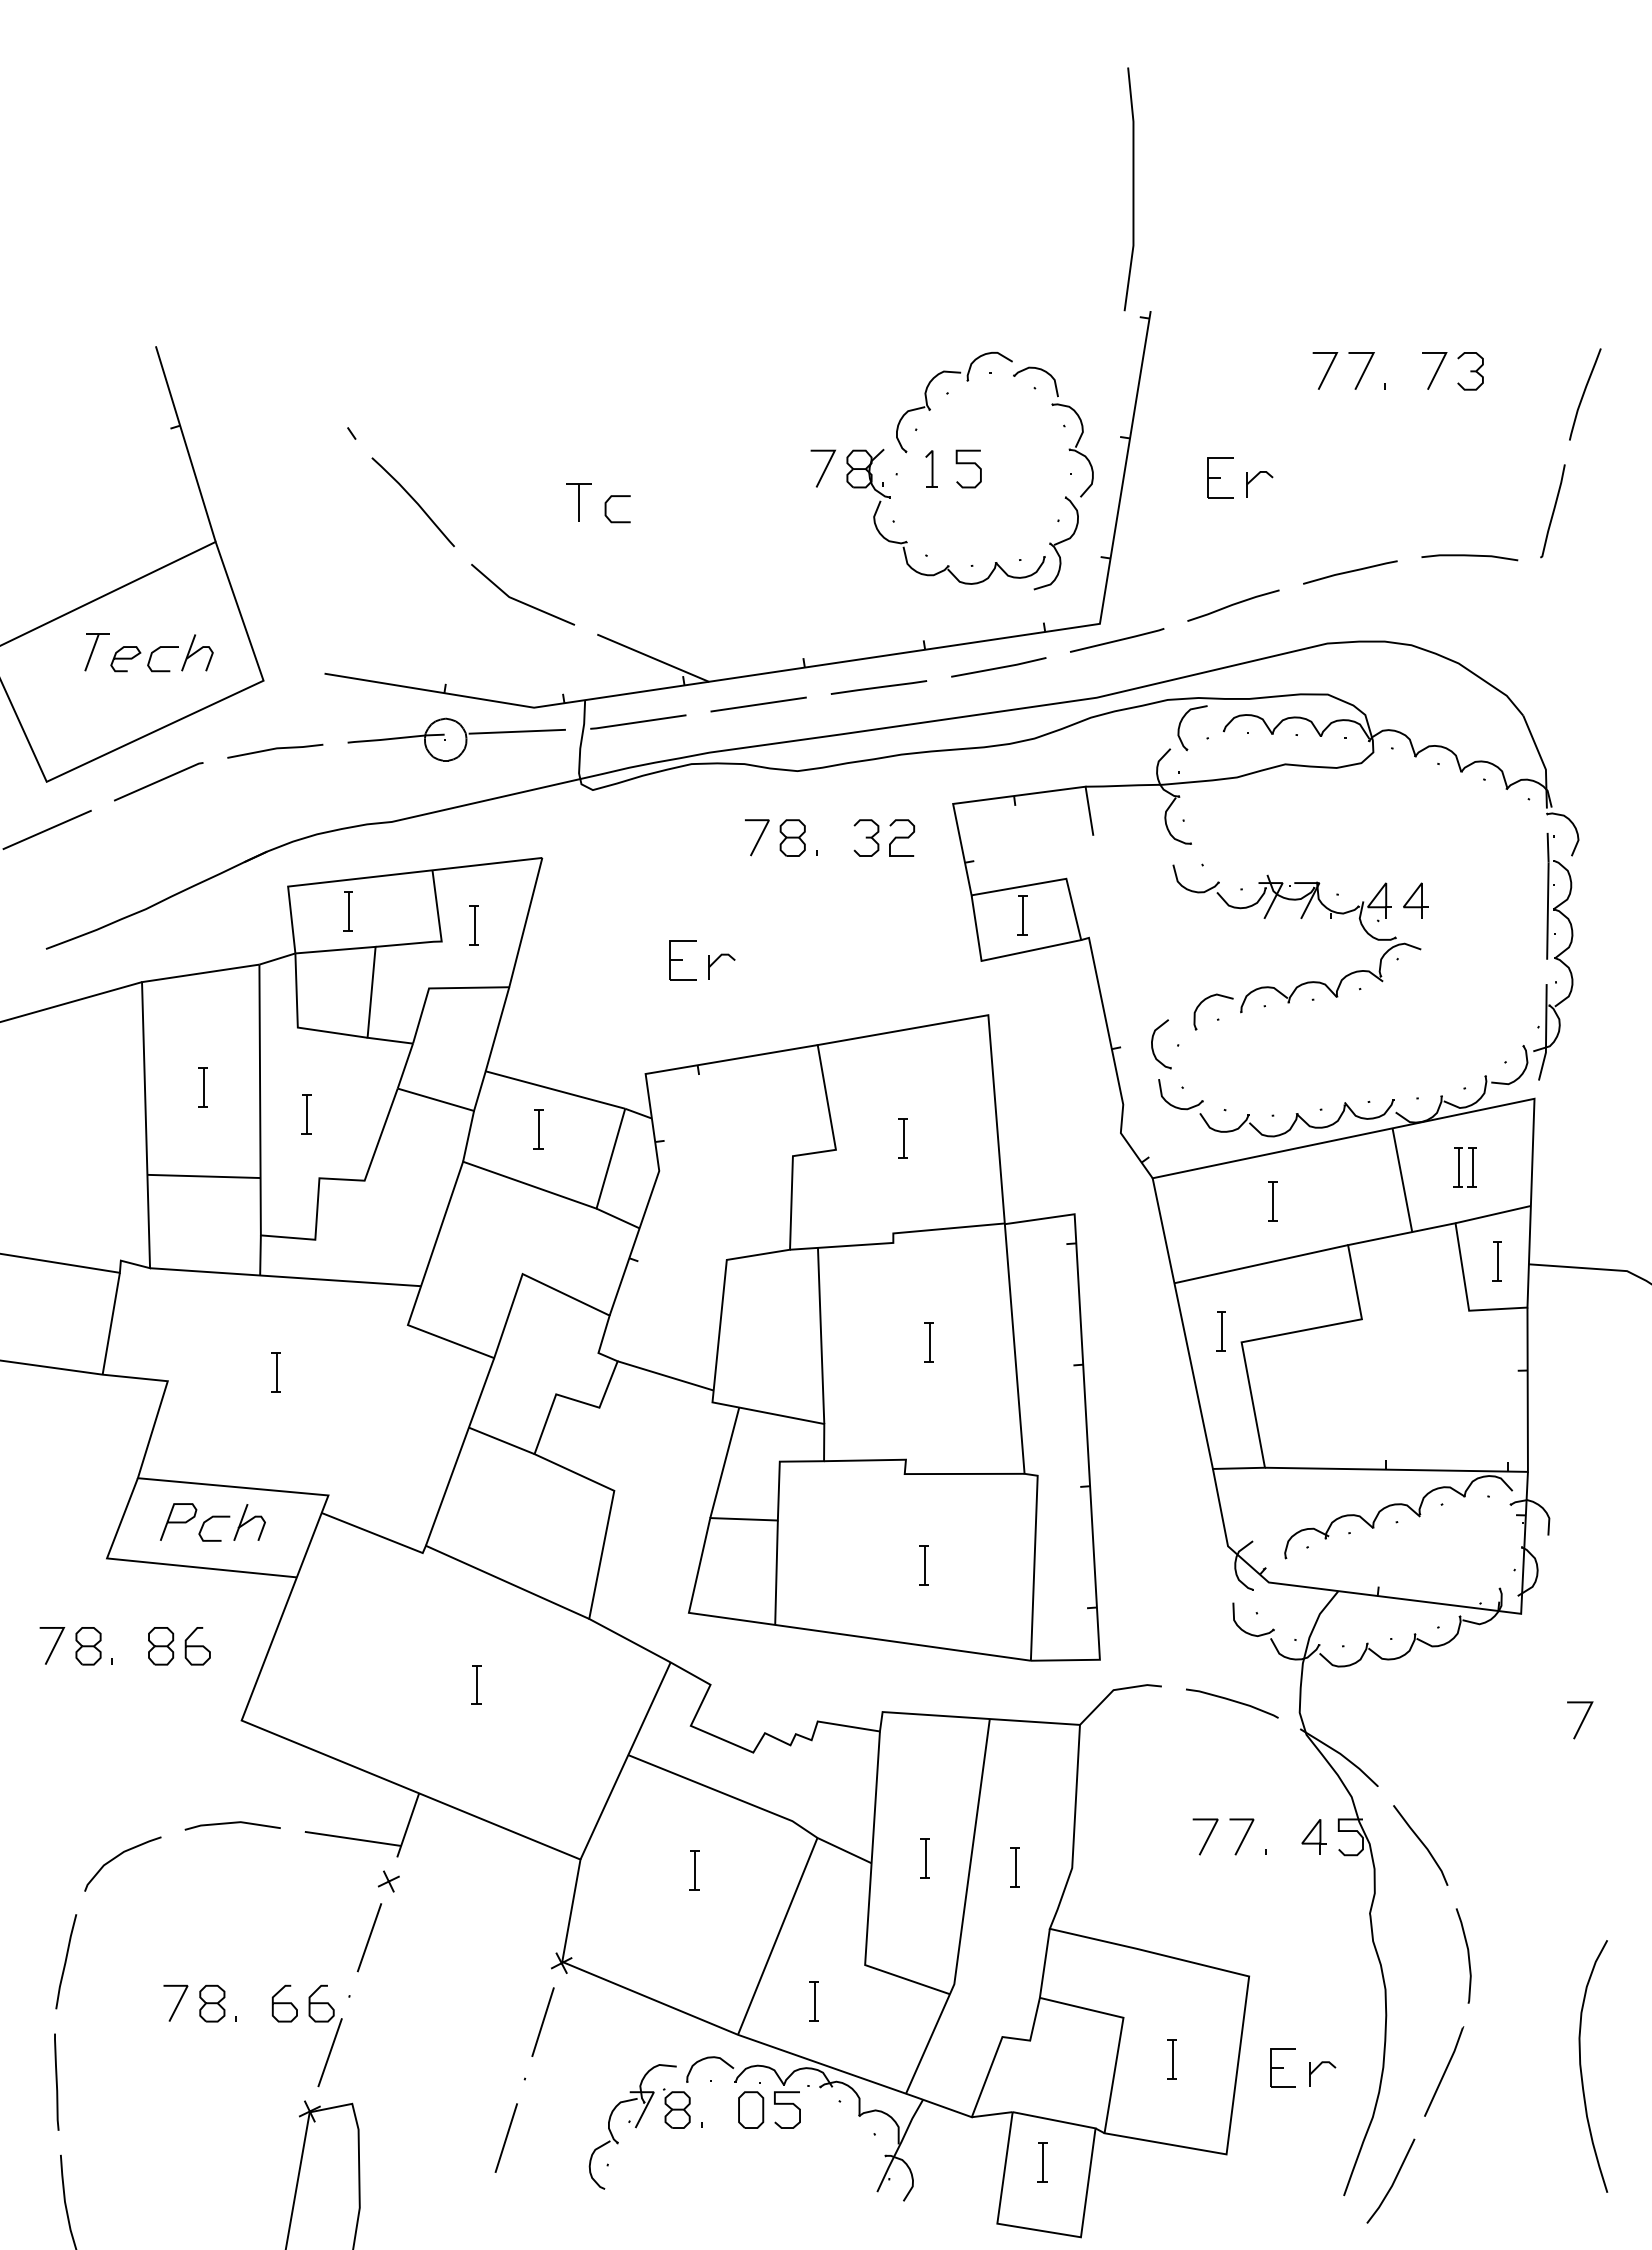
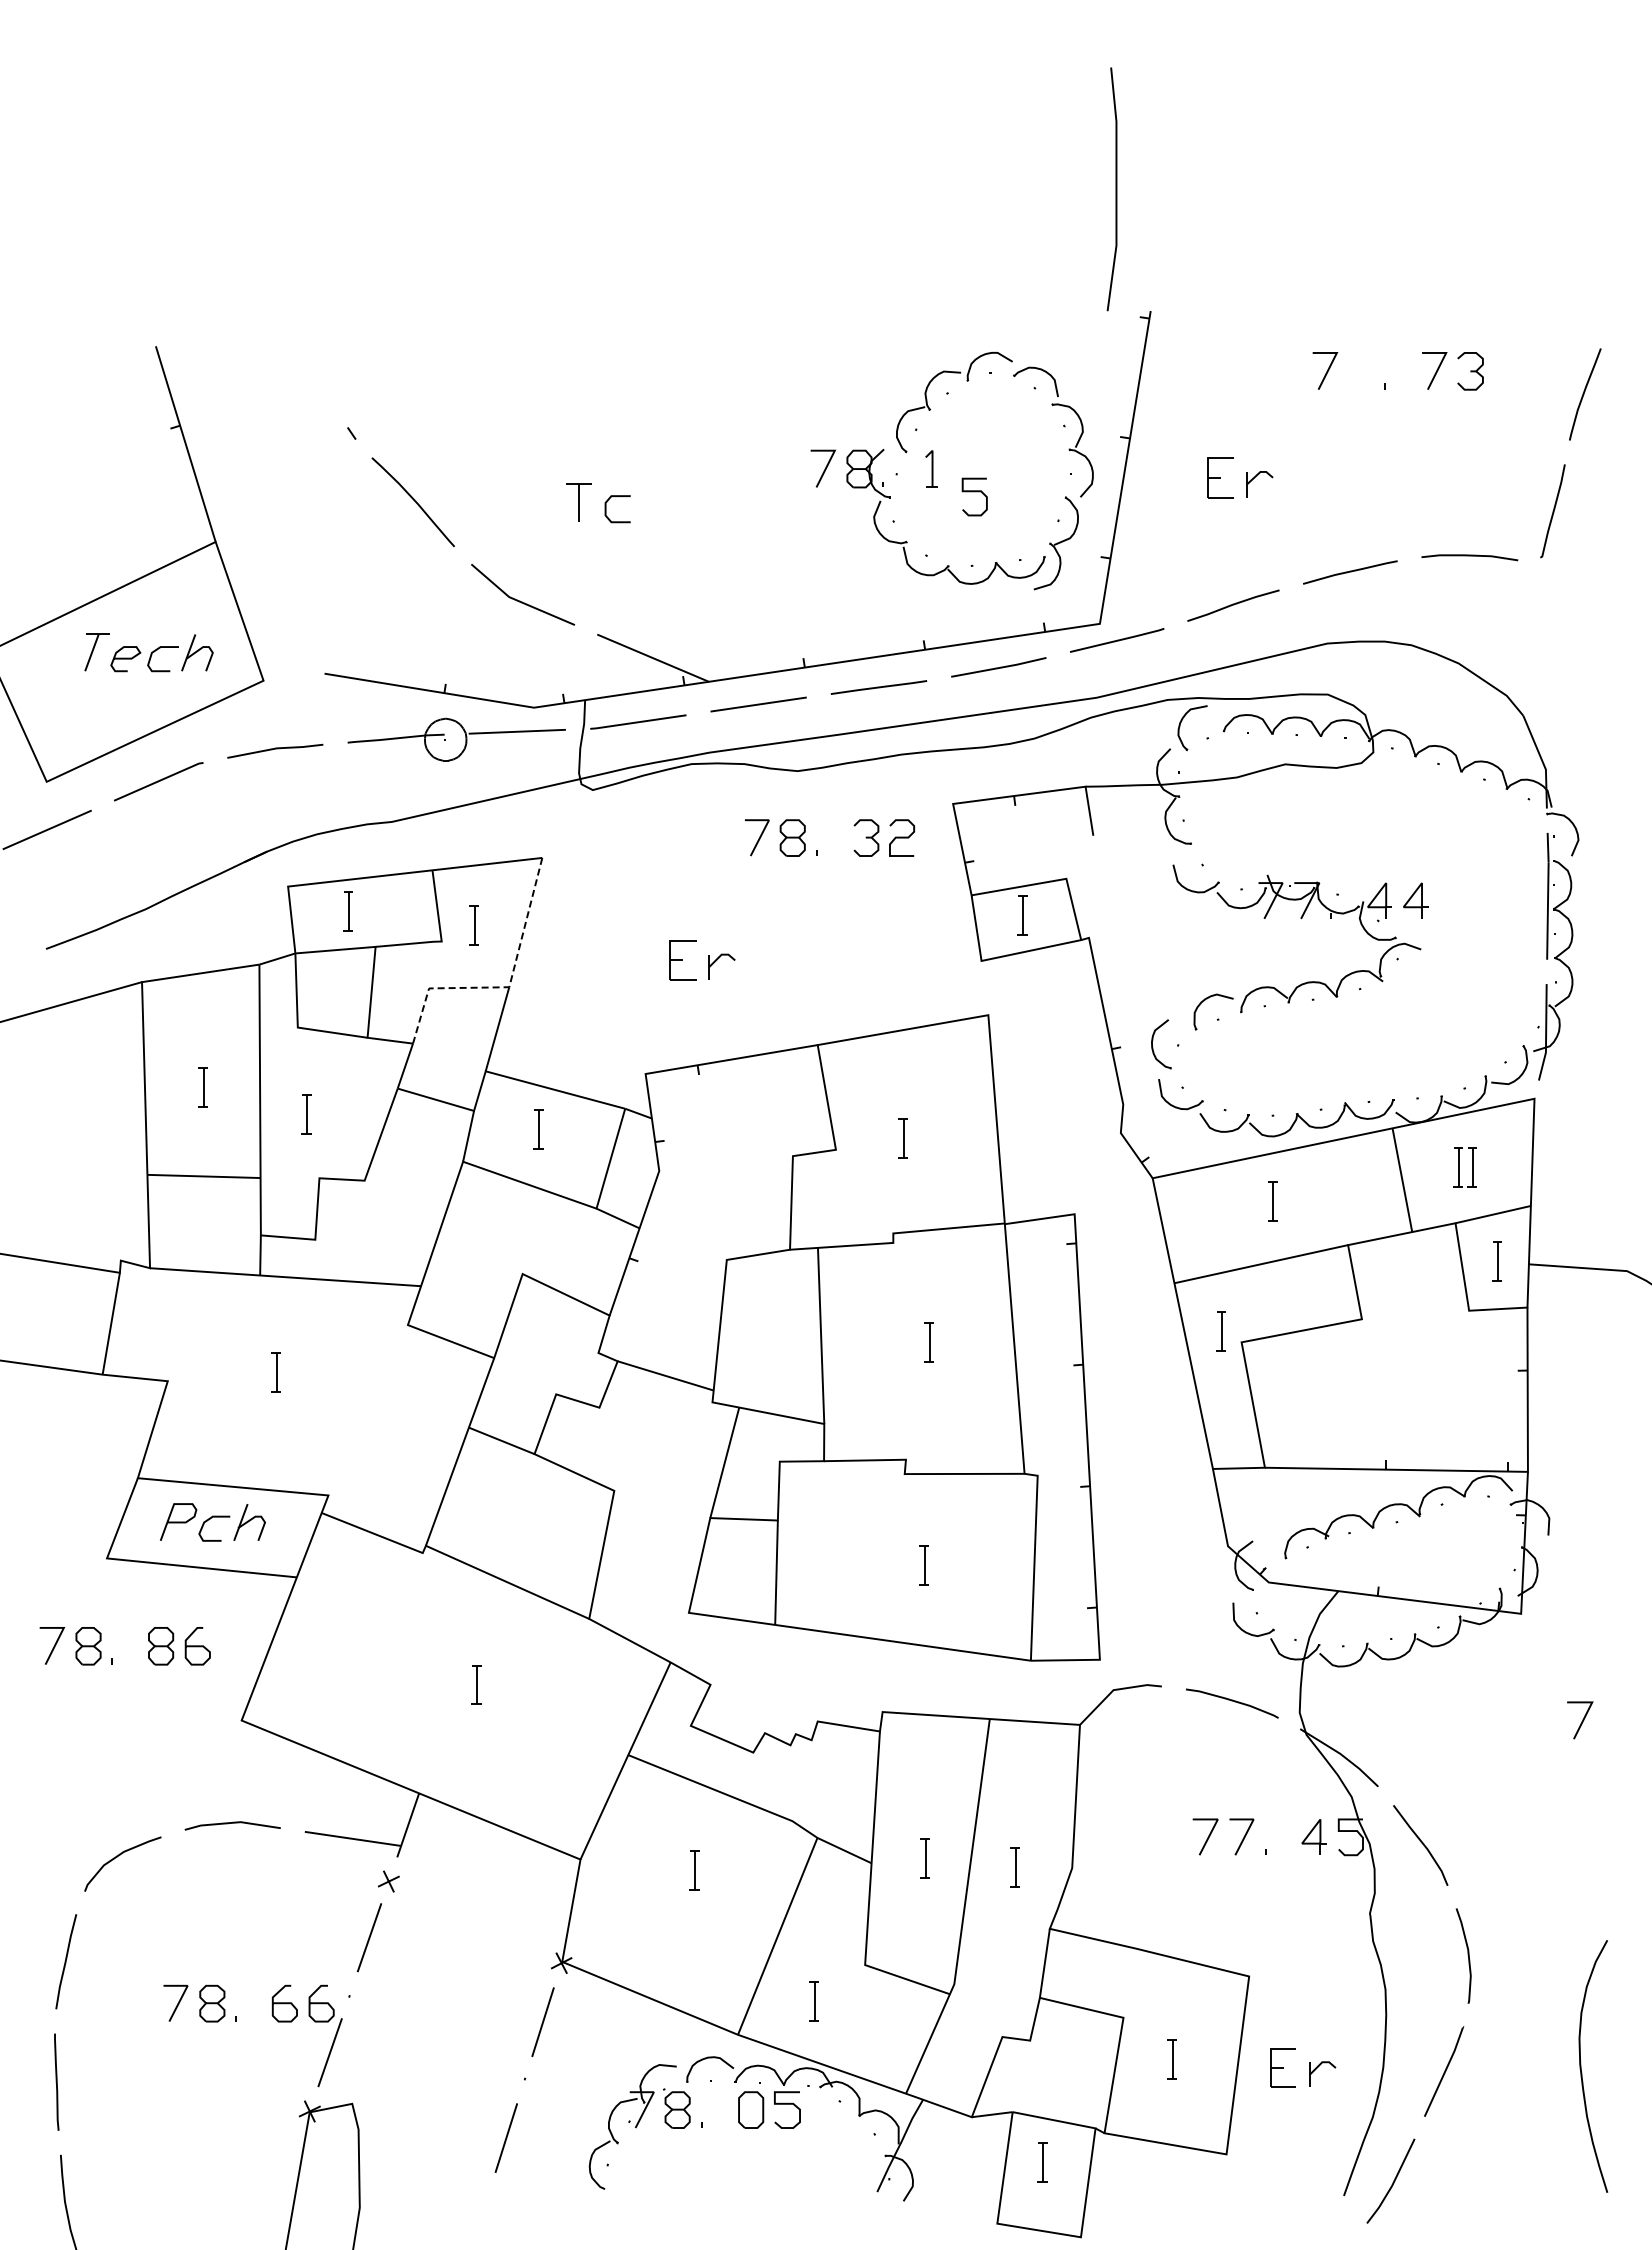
line position: (1132, 189) -> (1115, 189) (1115, 189)
line: present -> none (1363, 370)
curve position: (968, 464) -> (974, 492) (974, 492)
line: solid -> dashed (507, 987)
